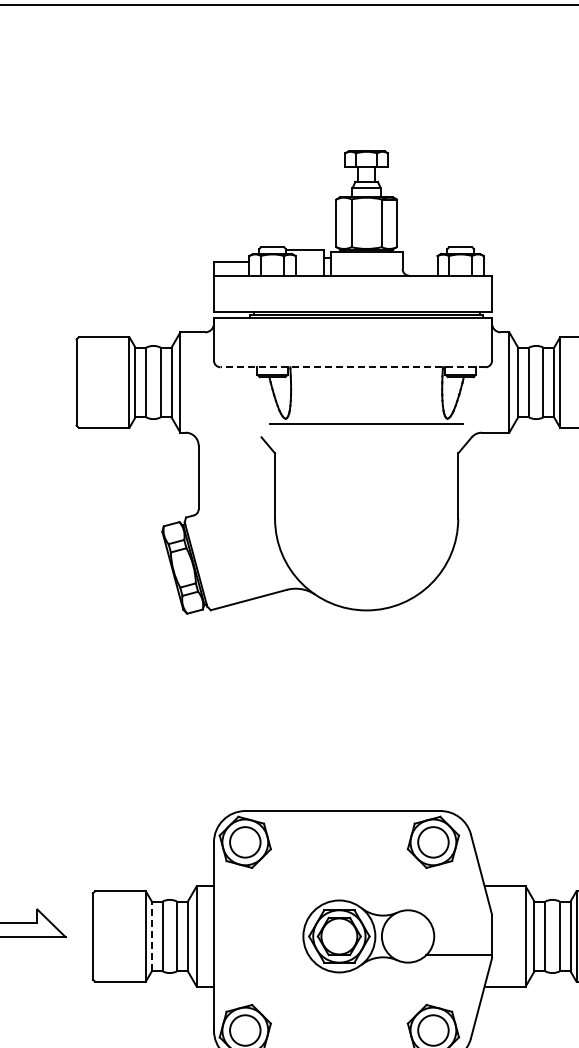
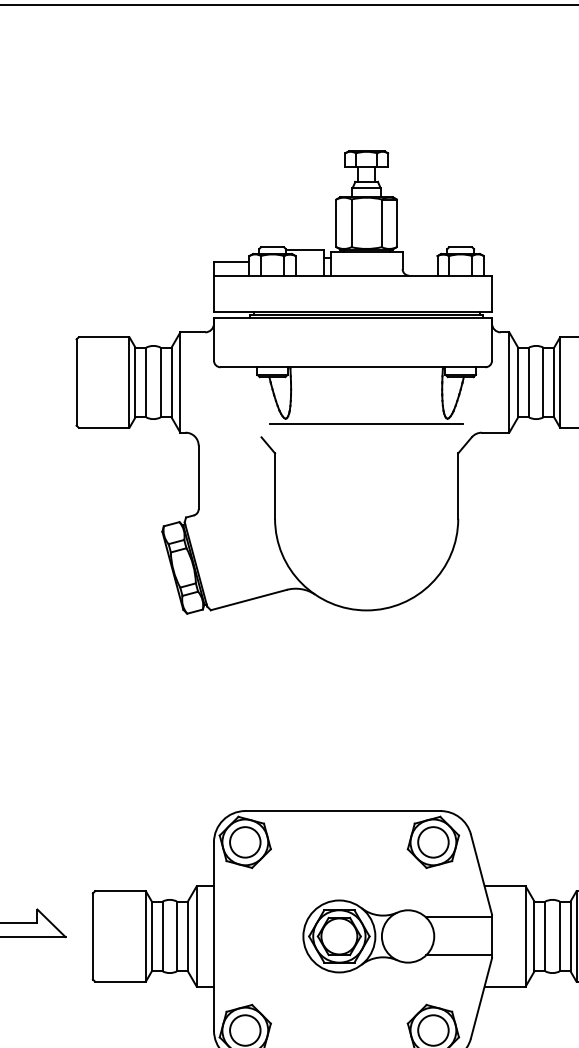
line: dashed -> solid (352, 367)
line: none -> present (459, 917)
line: dashed -> solid (151, 936)
